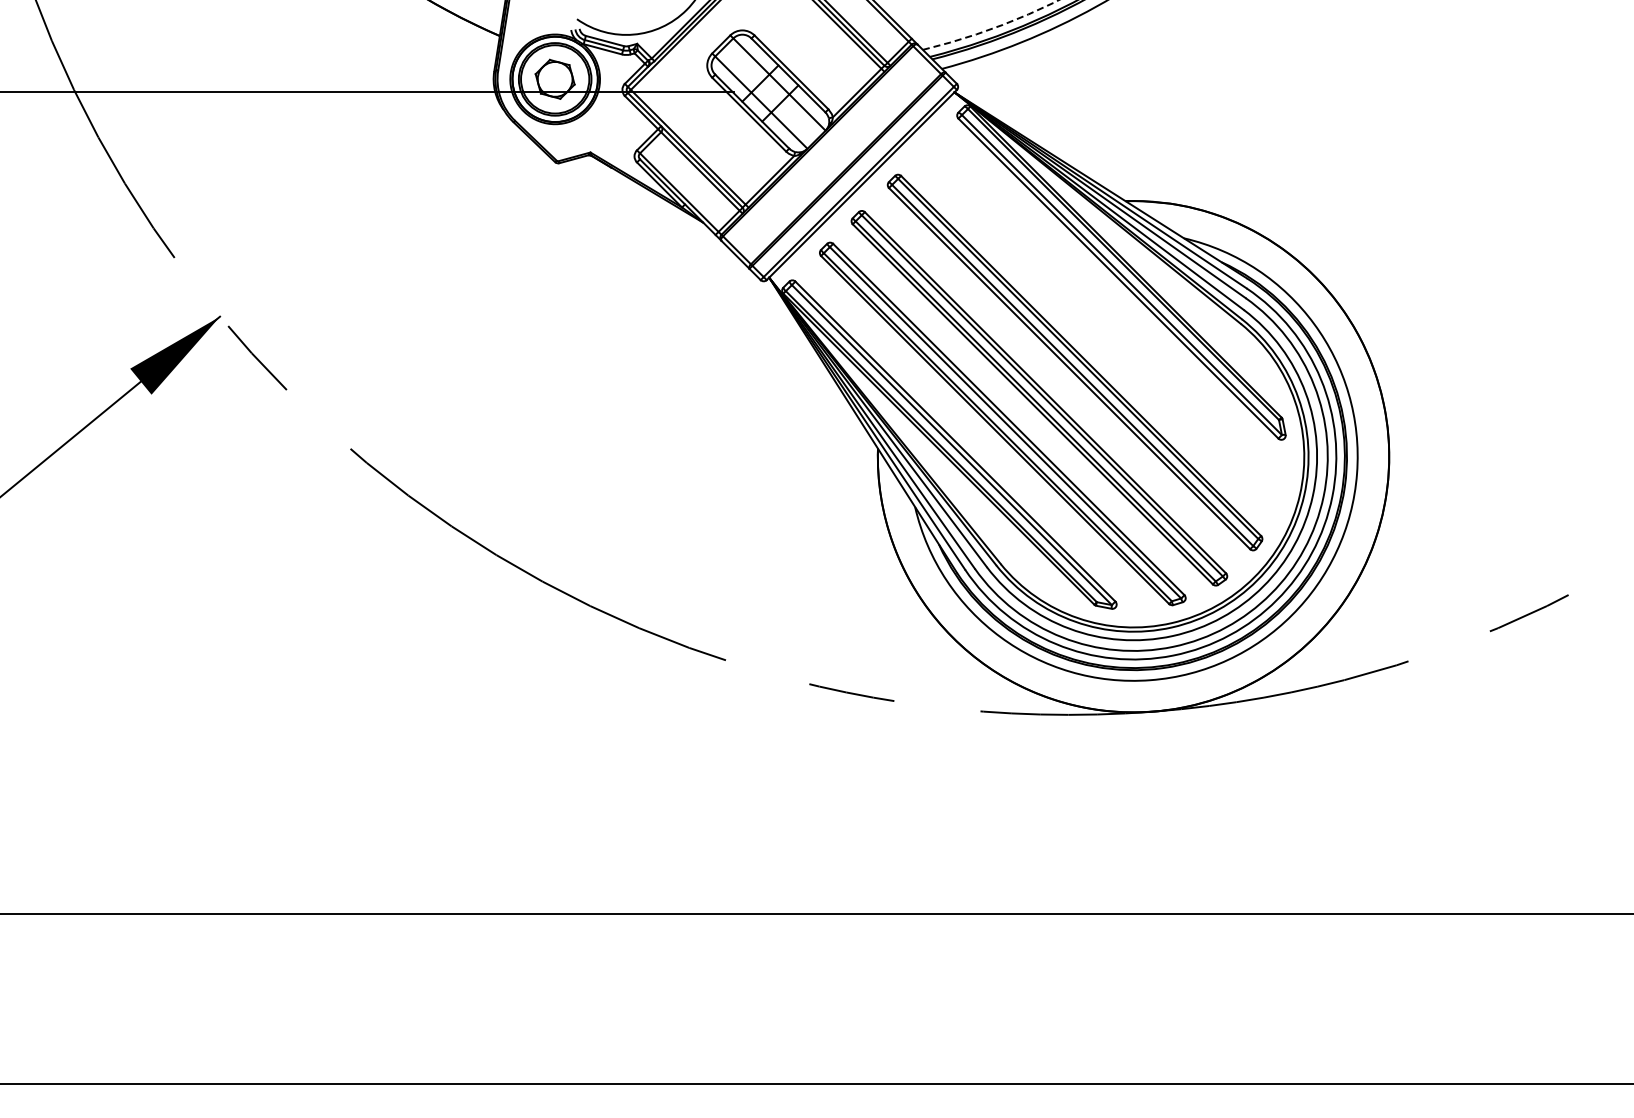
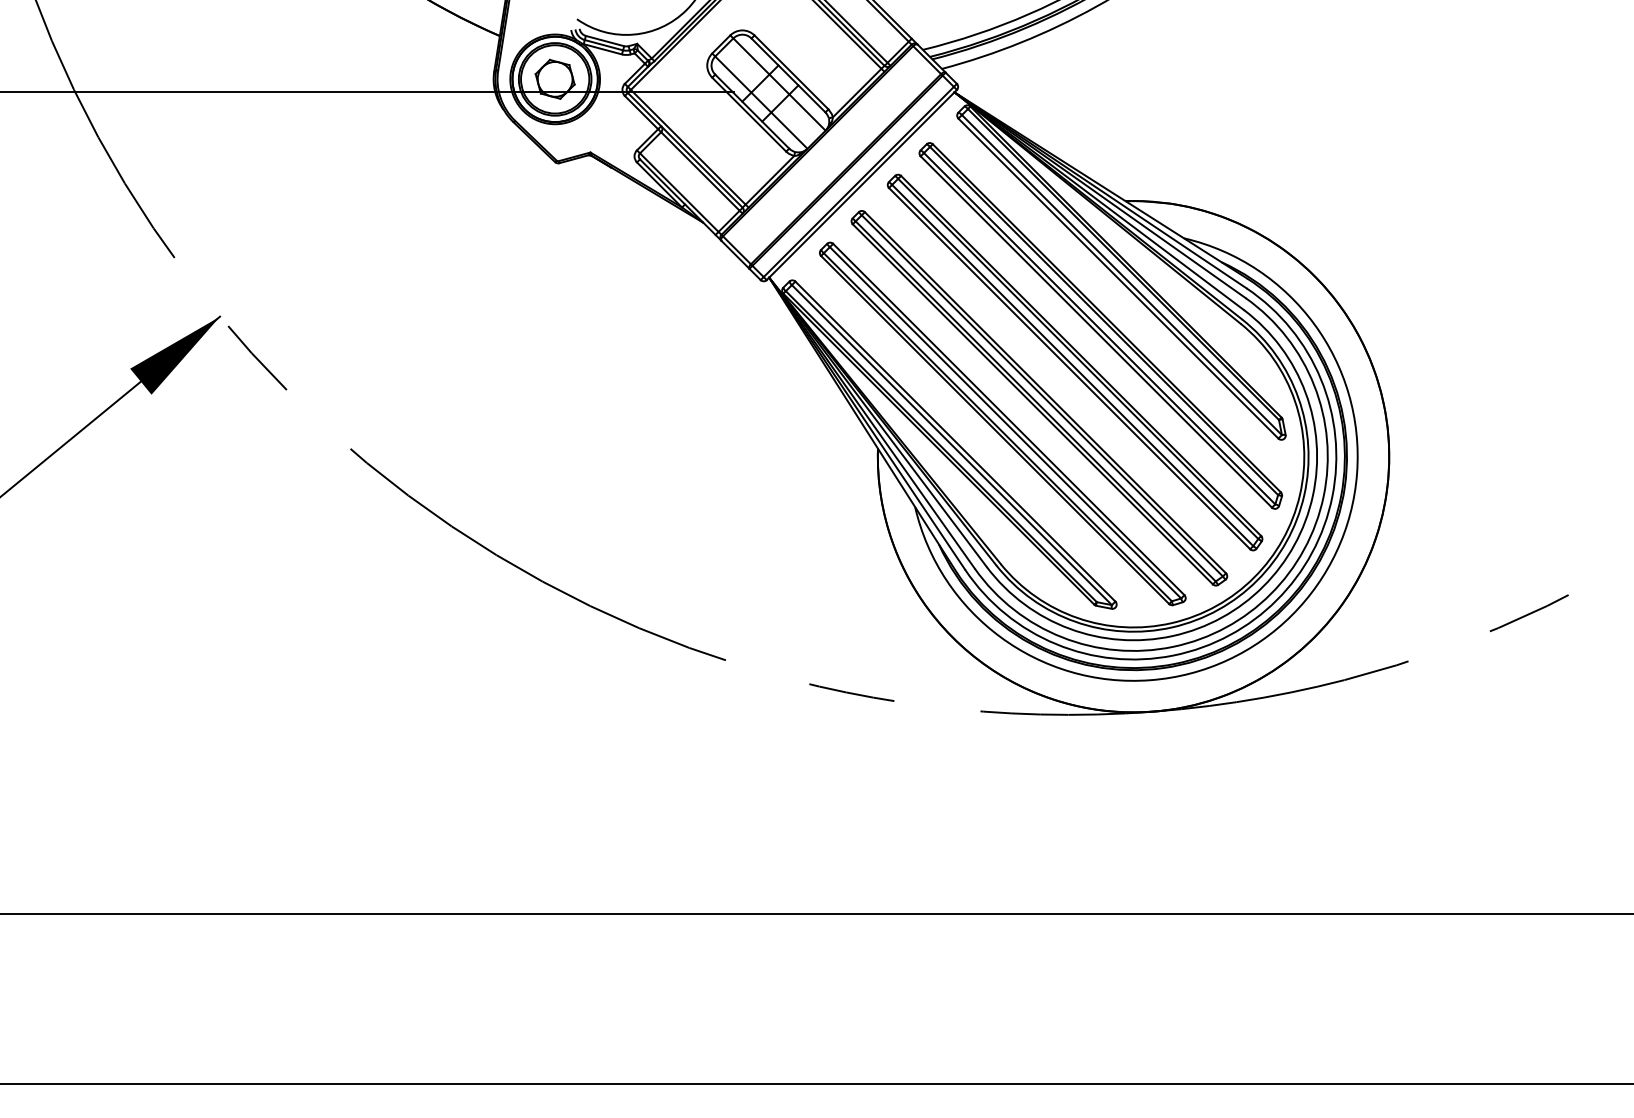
arc: dashed -> solid (992, 28)
part: none -> present (1100, 325)
